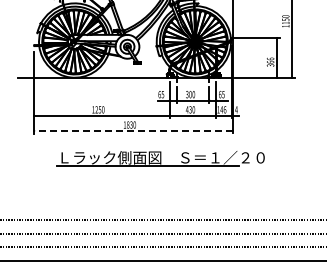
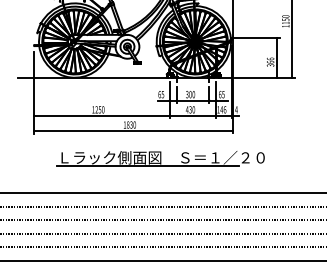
line: dashed -> solid (132, 130)
line: none -> present (162, 193)
line: none -> present (162, 206)
